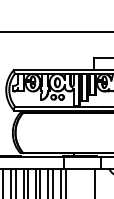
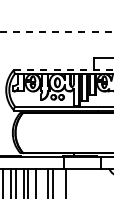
line: solid -> dashed (57, 31)
line: solid -> dashed (64, 69)
line: present -> none (40, 181)
line: present -> none (60, 181)
line: present -> none (94, 181)
